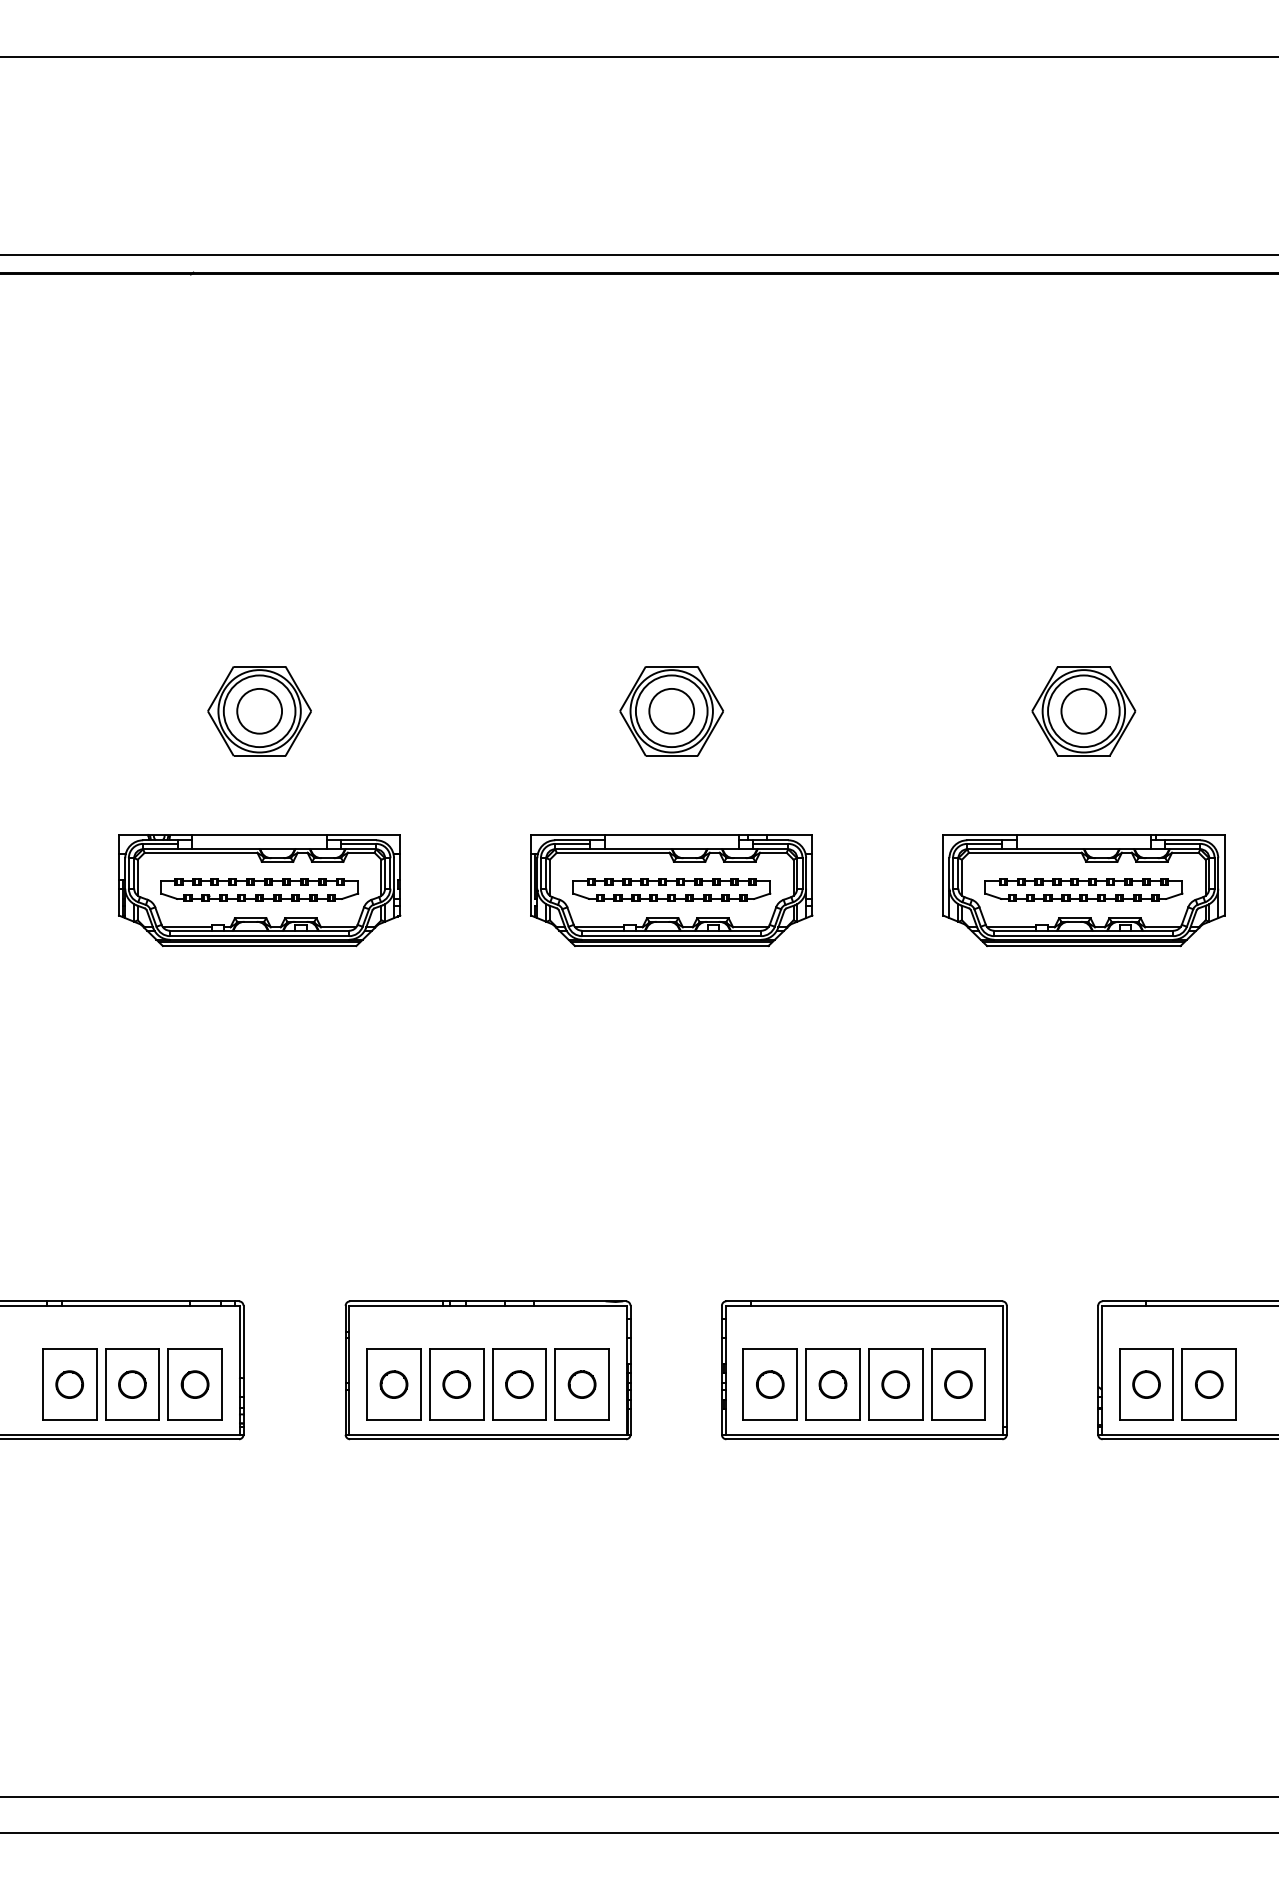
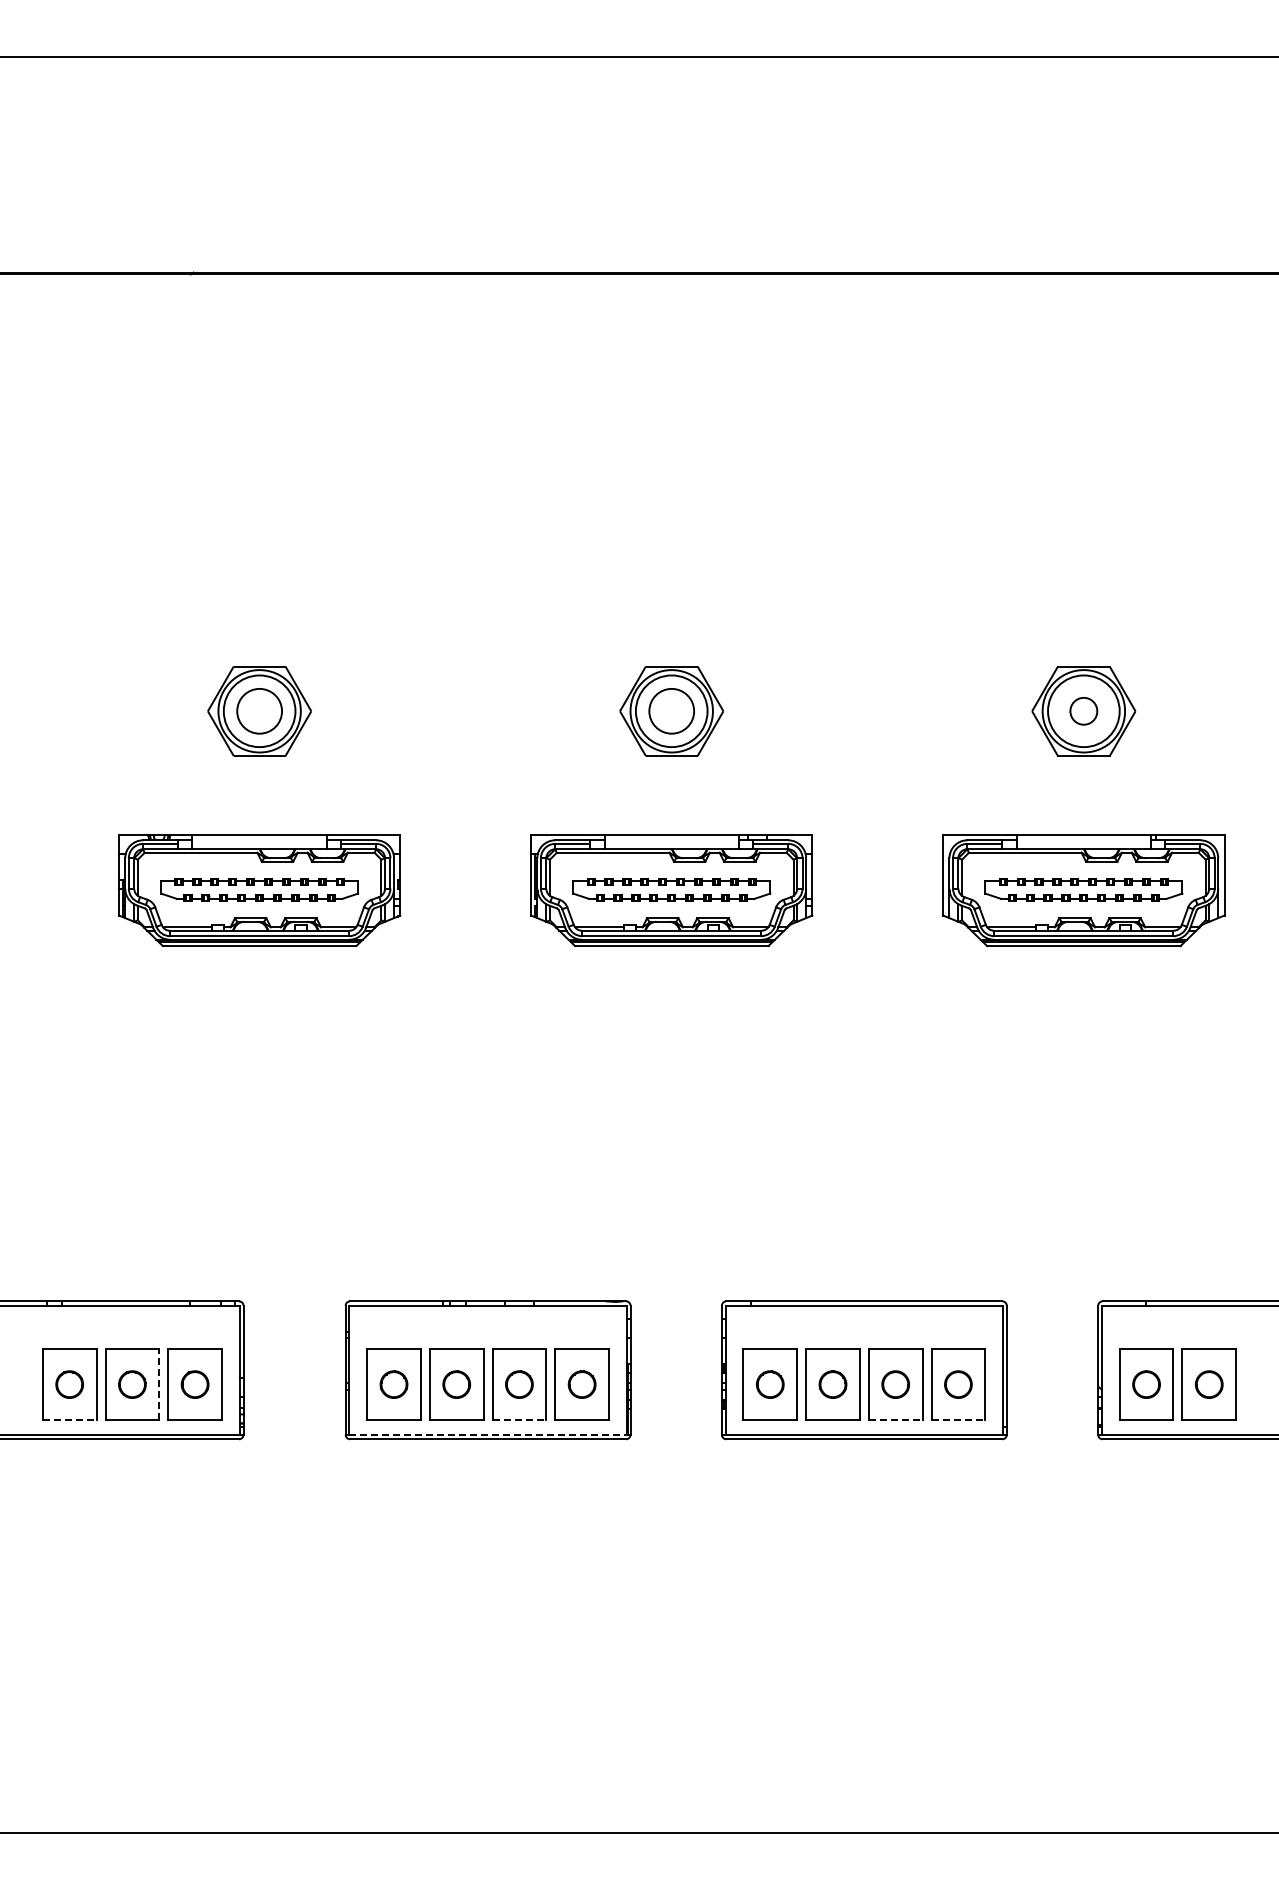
line: present -> none (638, 254)
circle diameter: 45 px -> 27 px (1083, 710)
line: solid -> dashed (159, 1384)
line: solid -> dashed (69, 1420)
line: solid -> dashed (519, 1420)
line: solid -> dashed (895, 1420)
line: solid -> dashed (958, 1420)
line: solid -> dashed (488, 1434)
line: present -> none (638, 1797)
